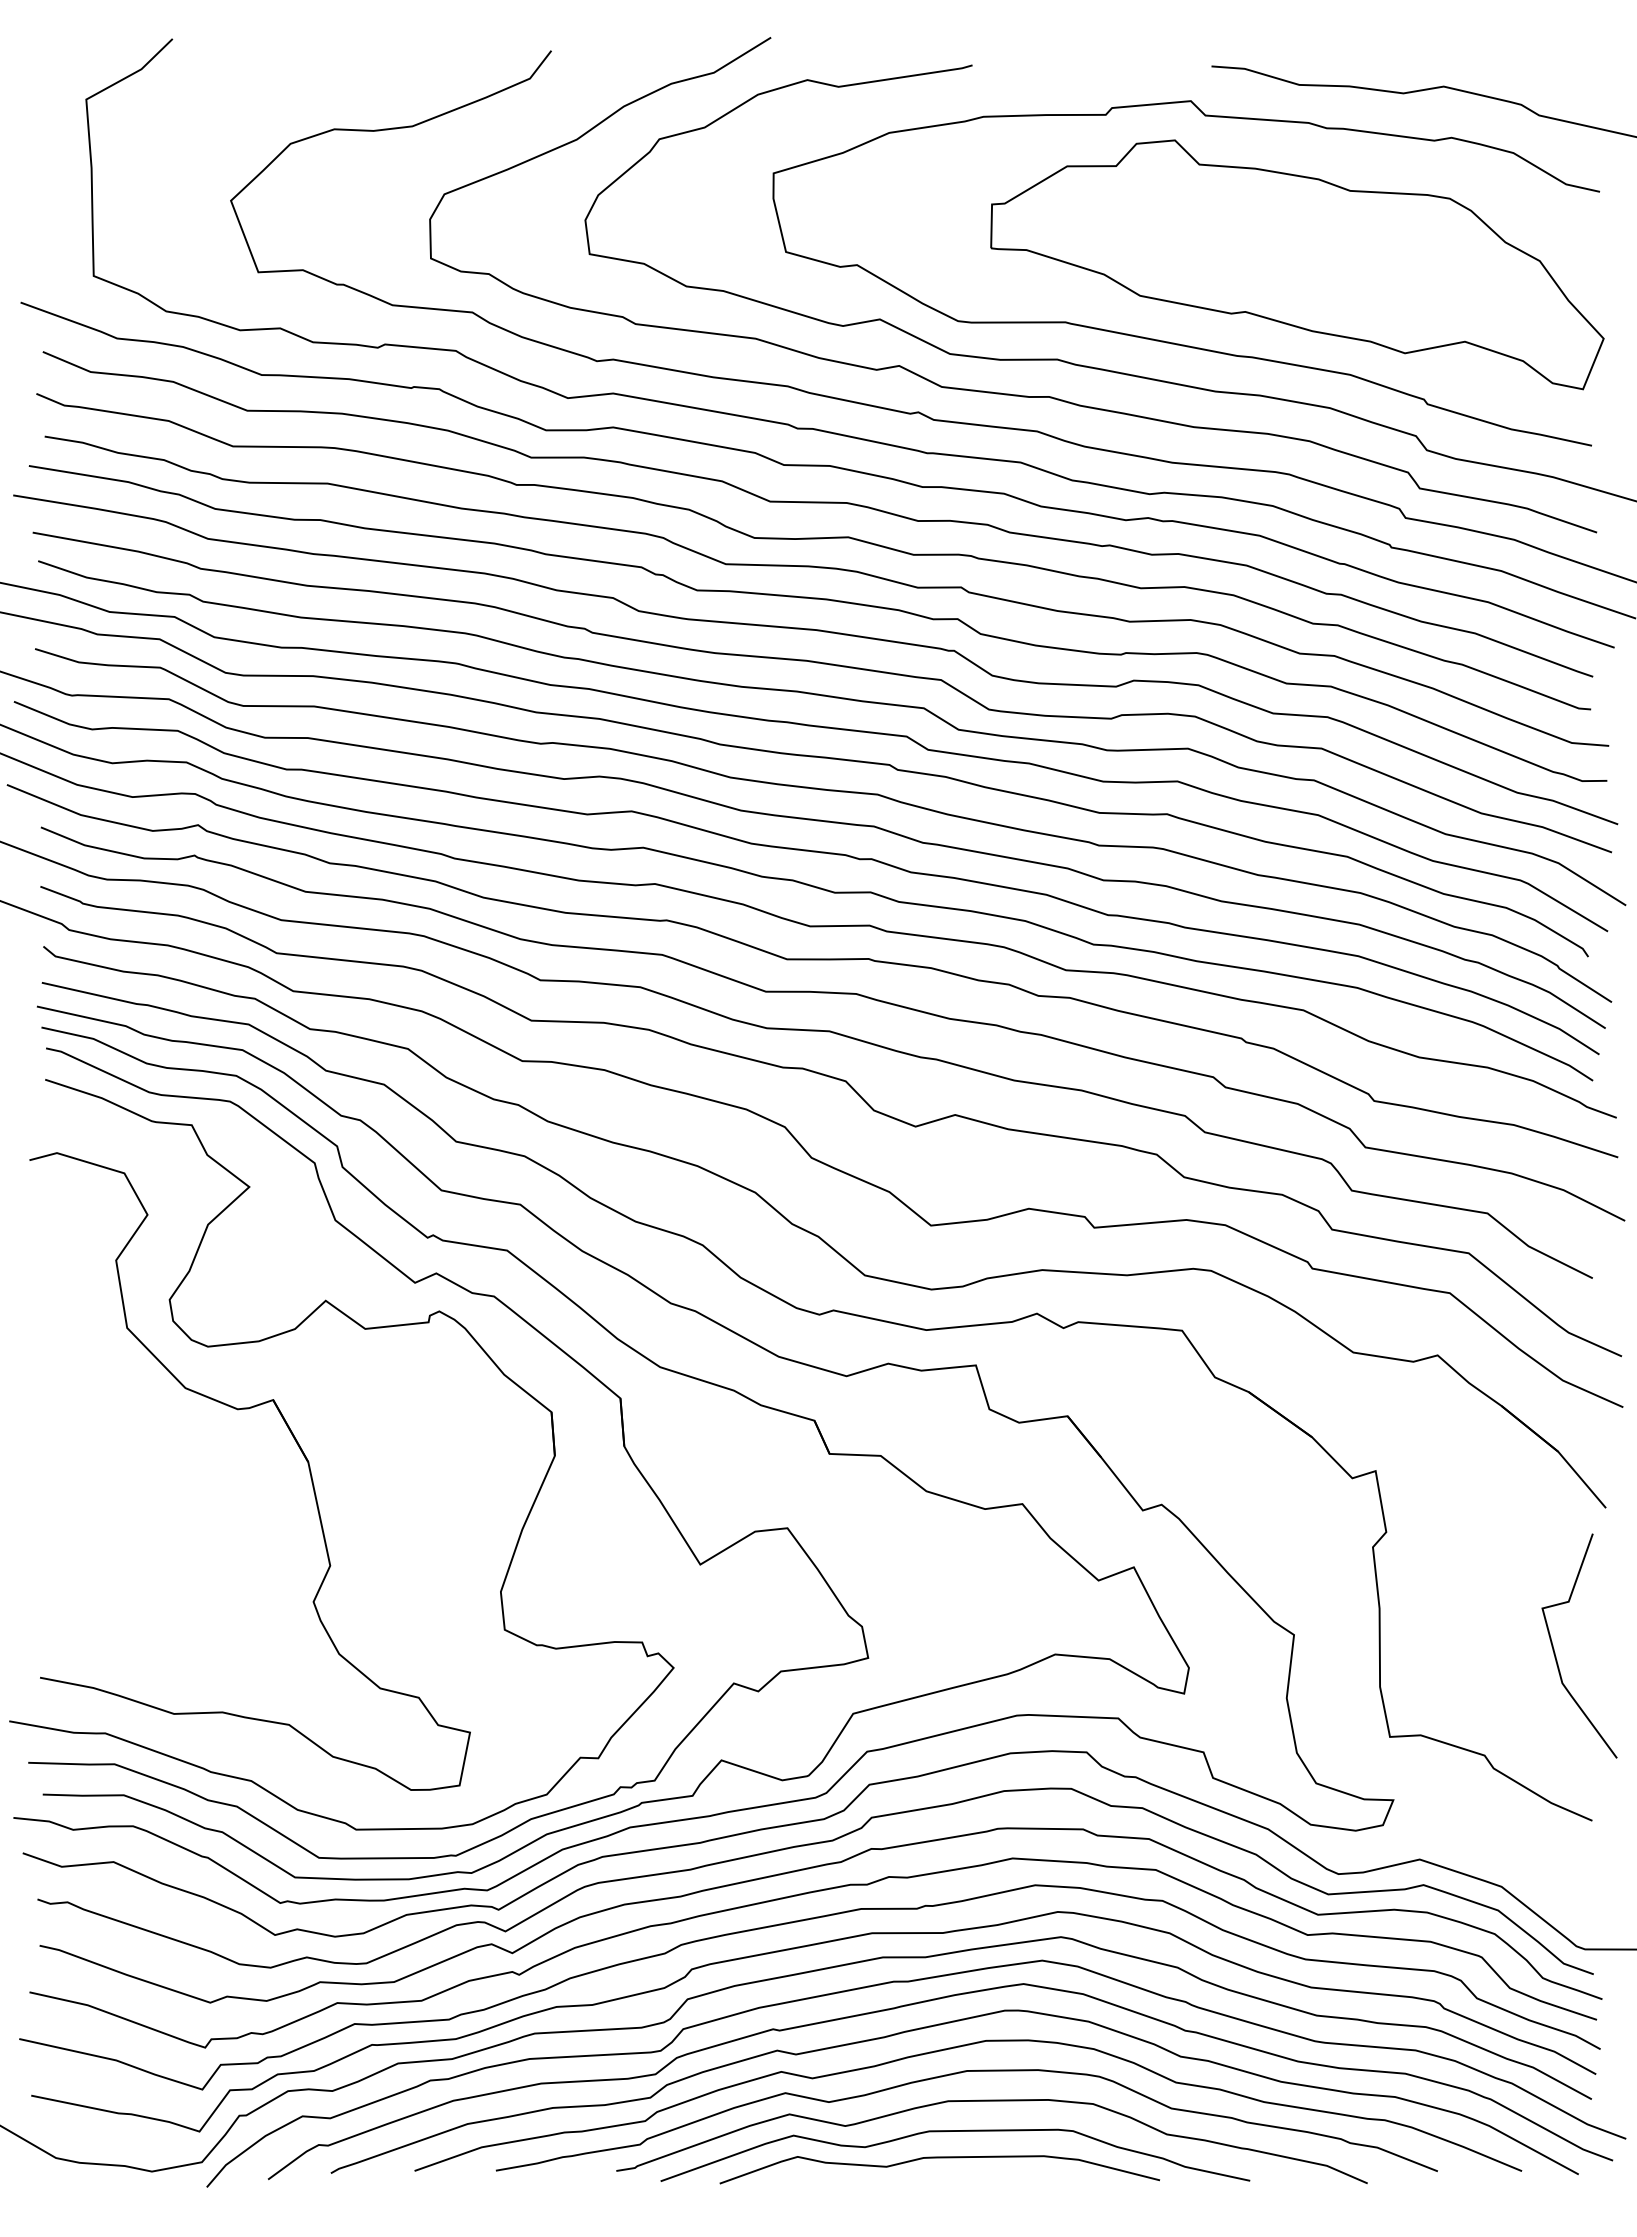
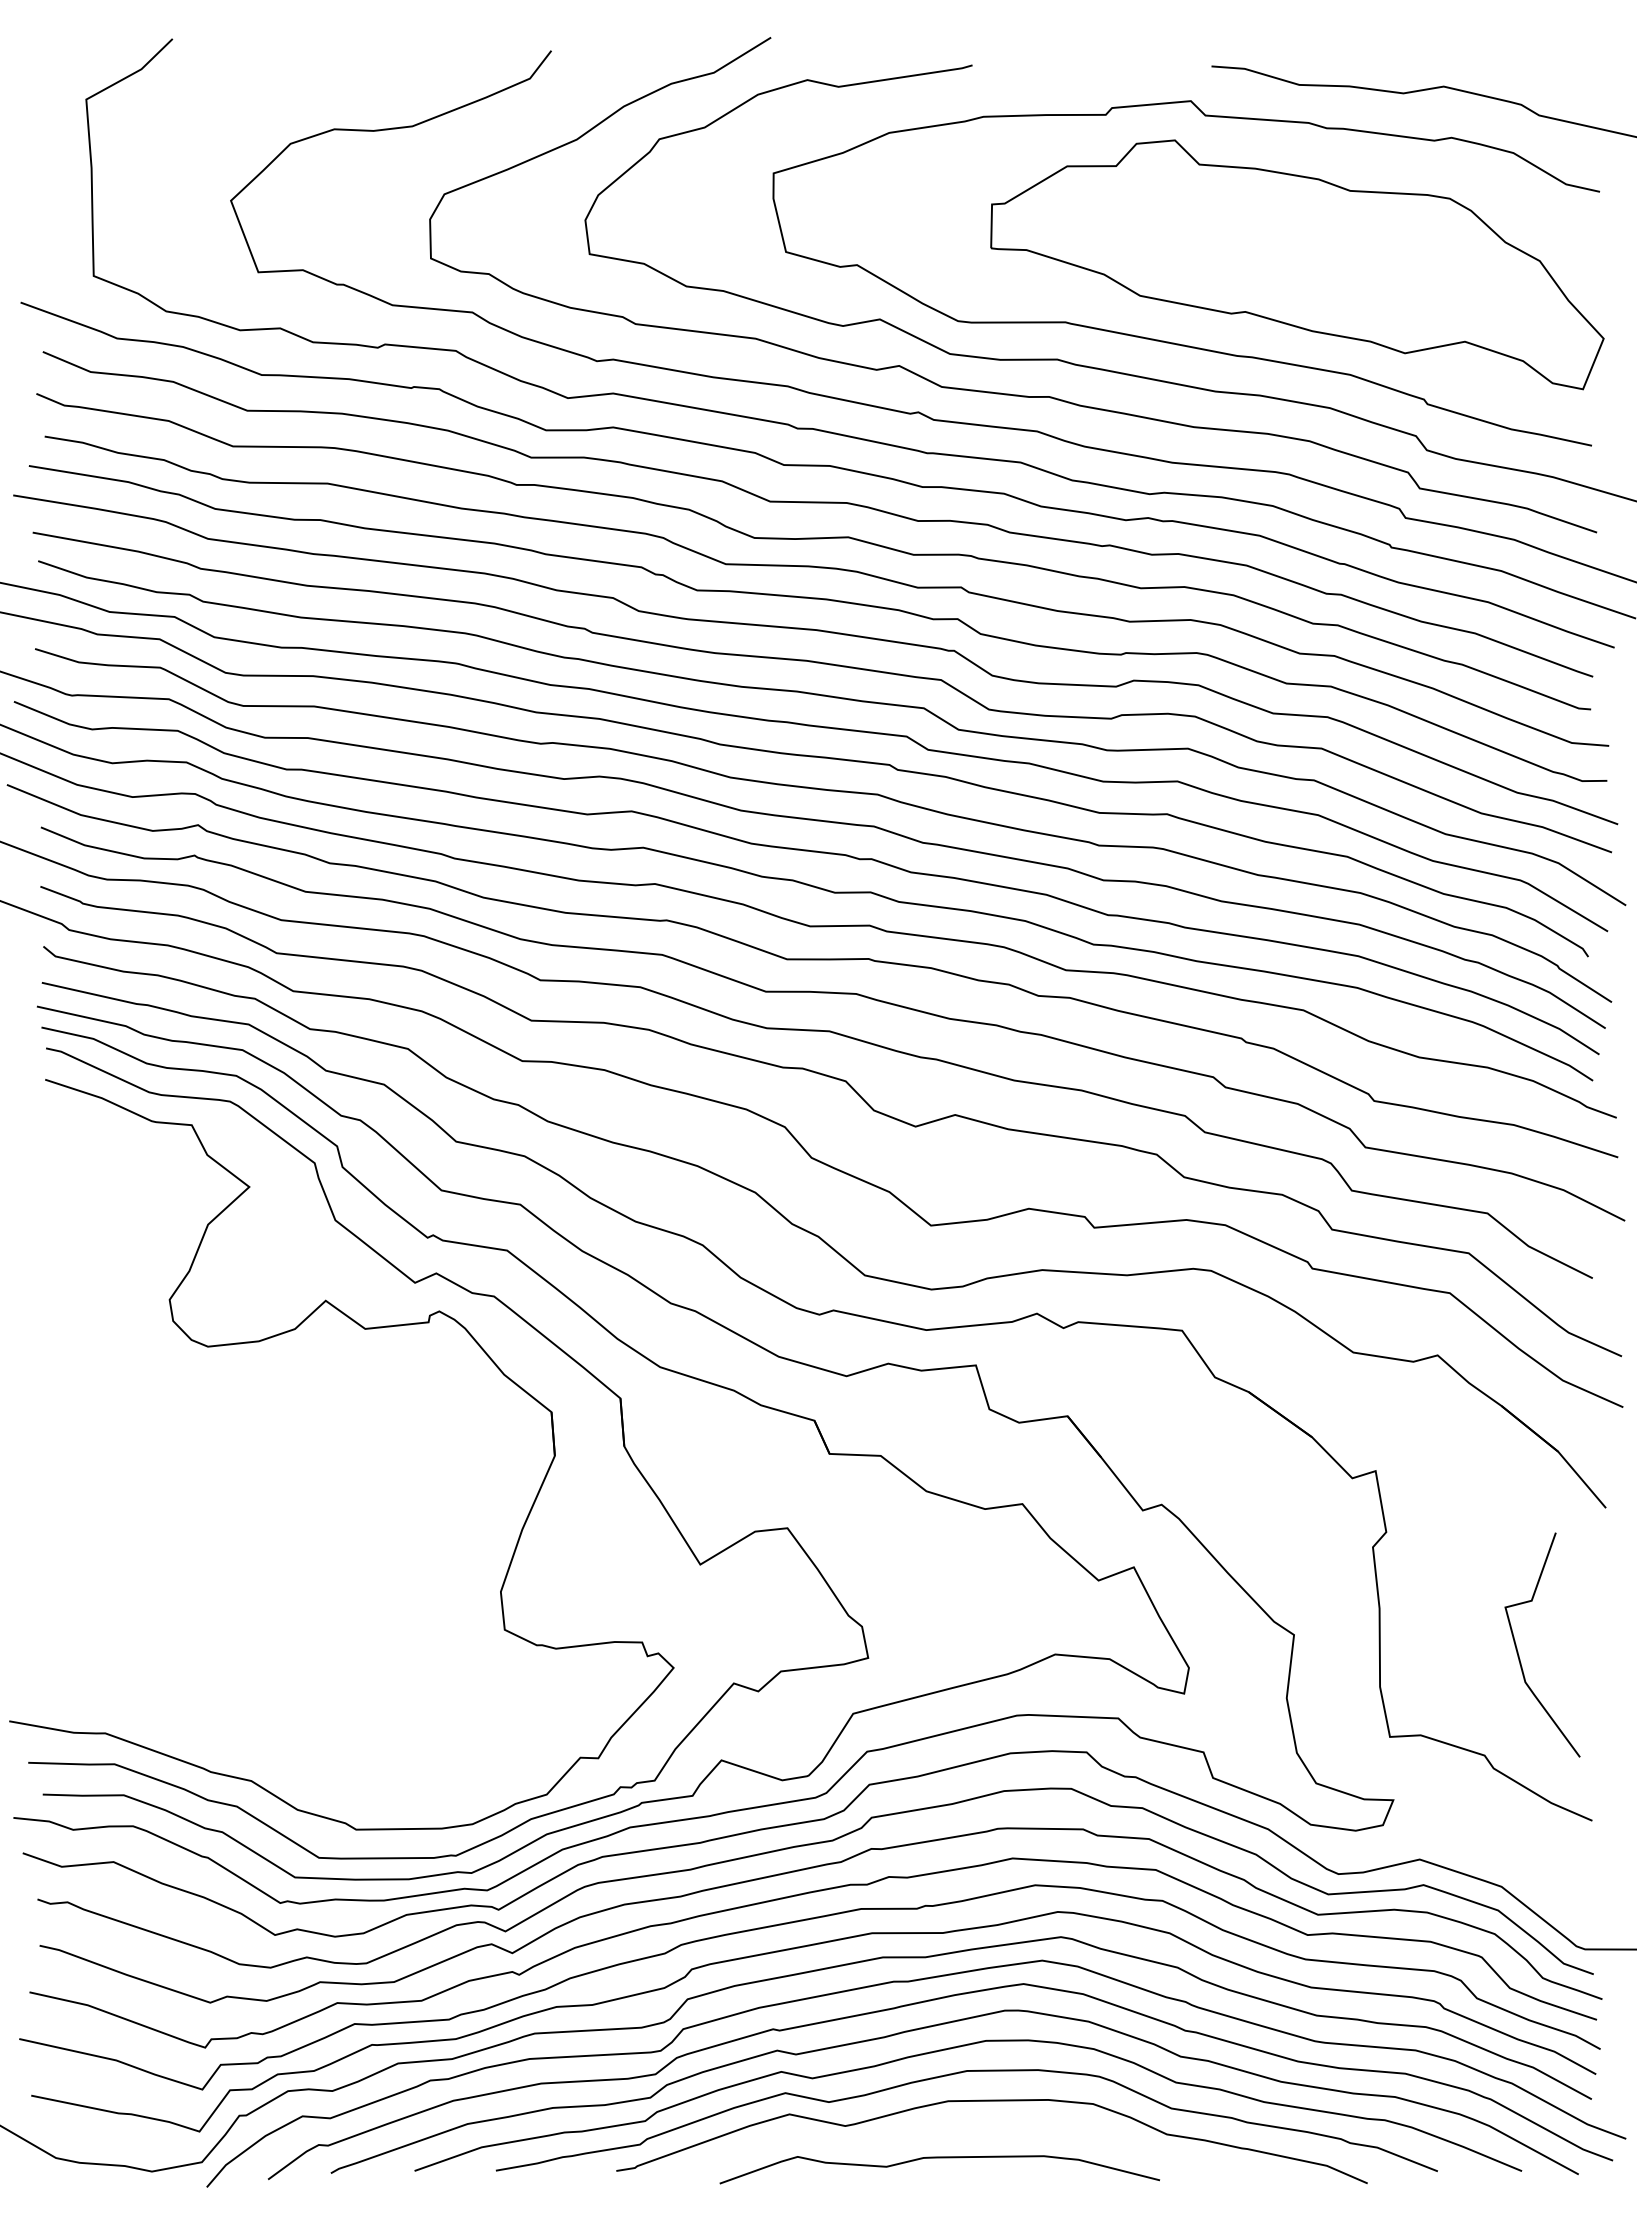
part: present -> none (298, 1447)
curve position: (1555, 1652) -> (1518, 1651) (1518, 1651)
curve: present -> none (955, 2131)
